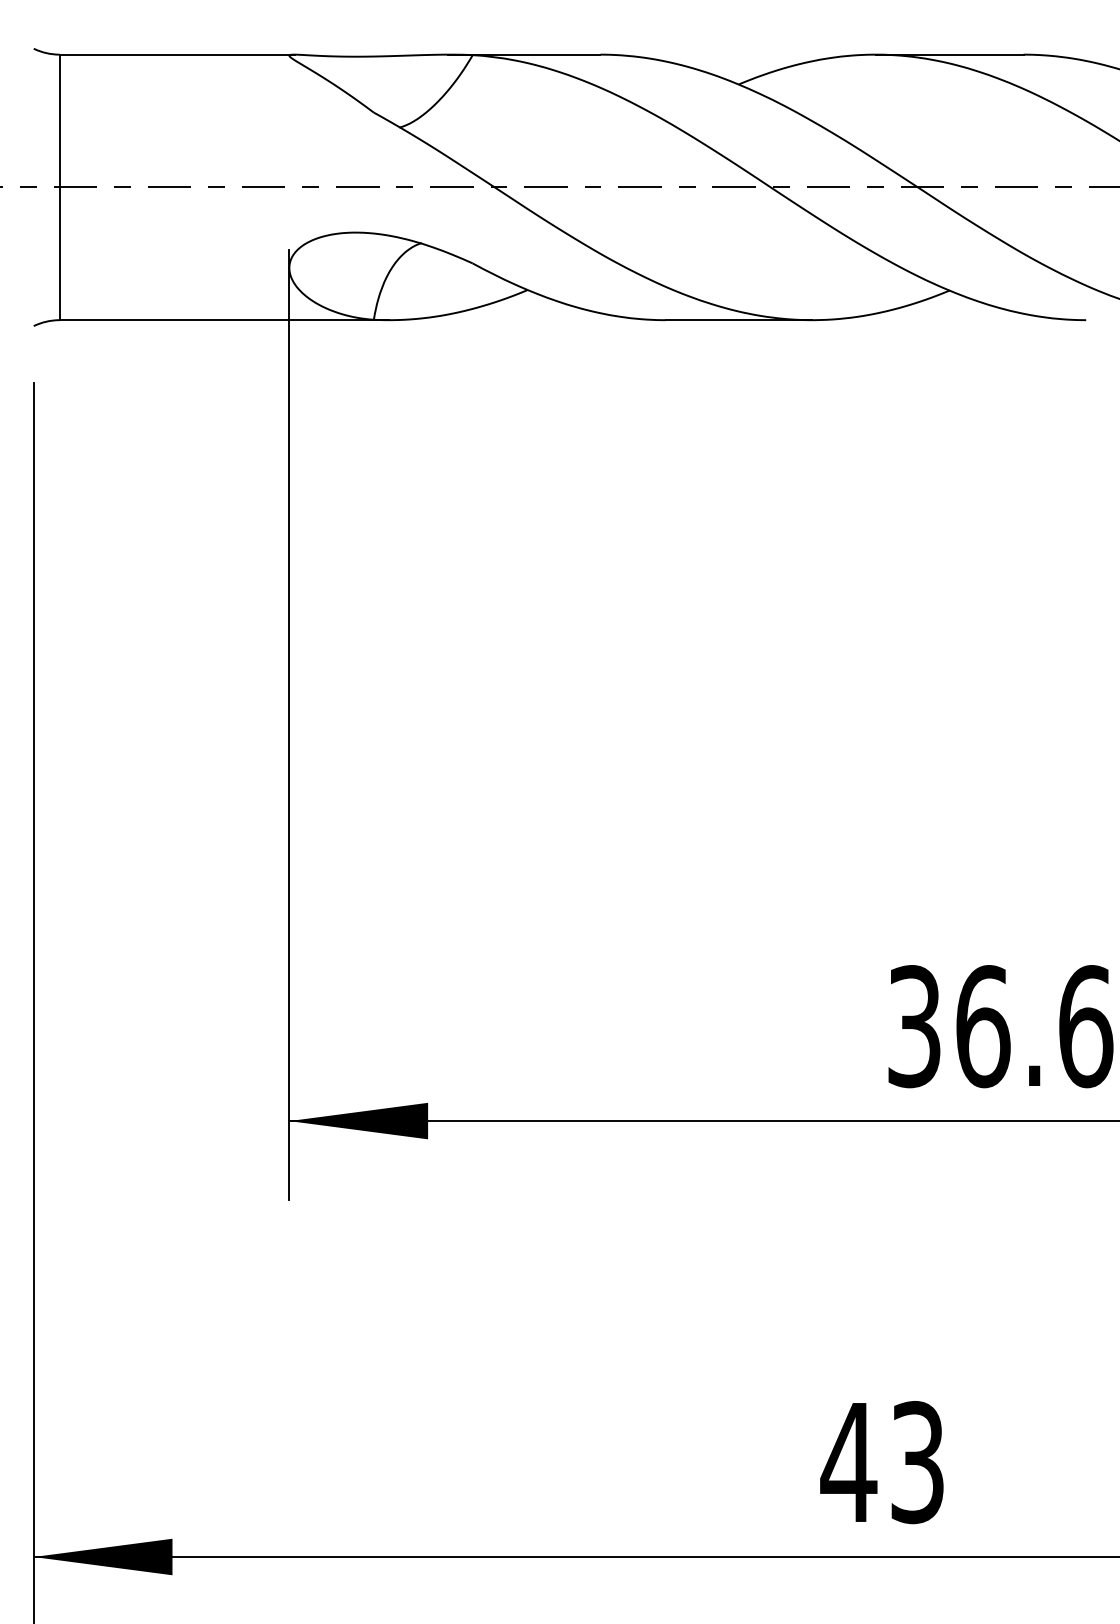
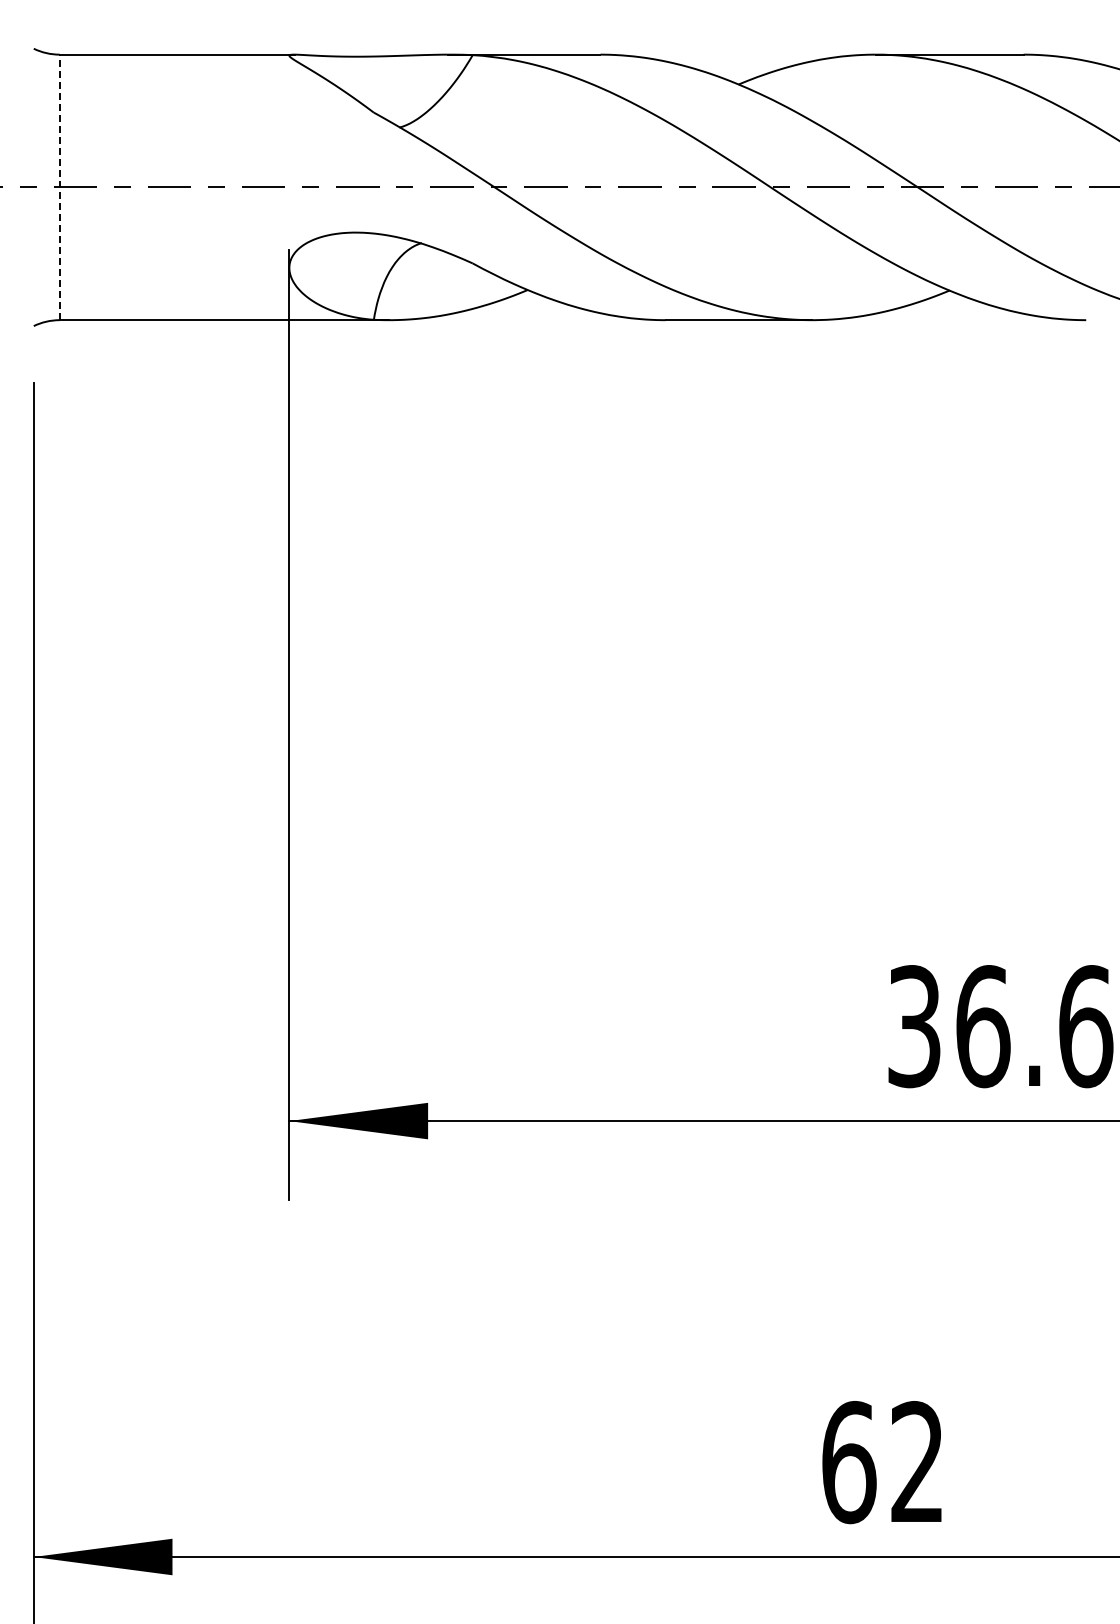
line: solid -> dashed (59, 187)
text: 43 -> 62 (881, 1462)
